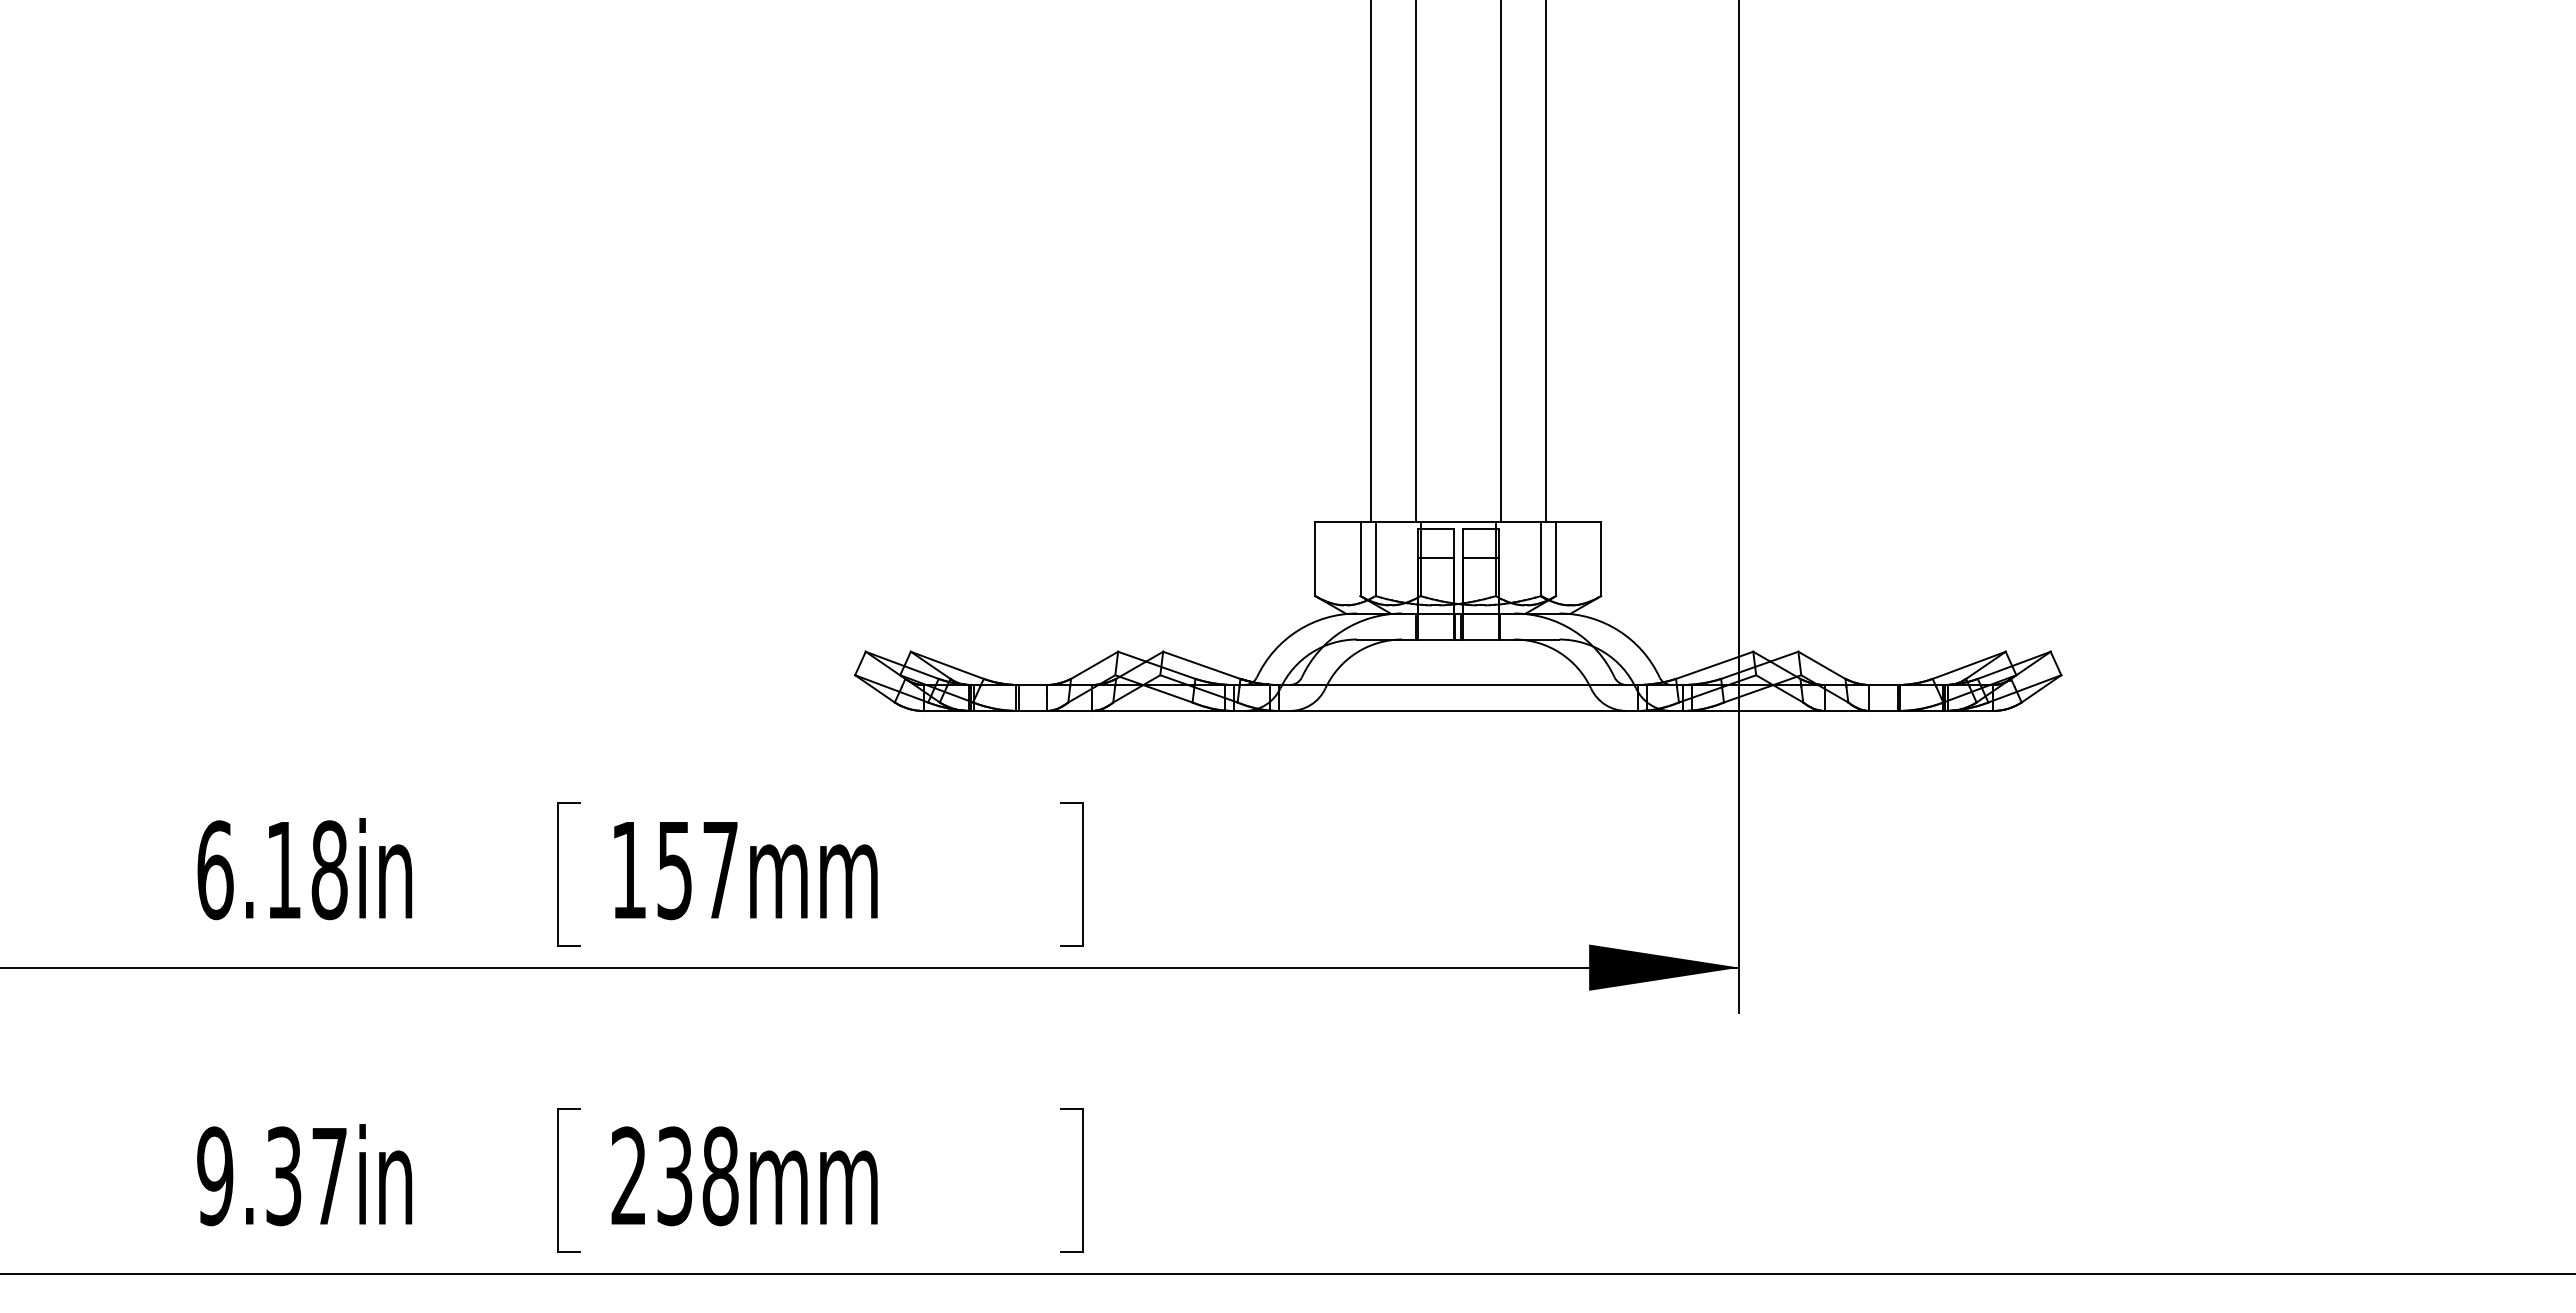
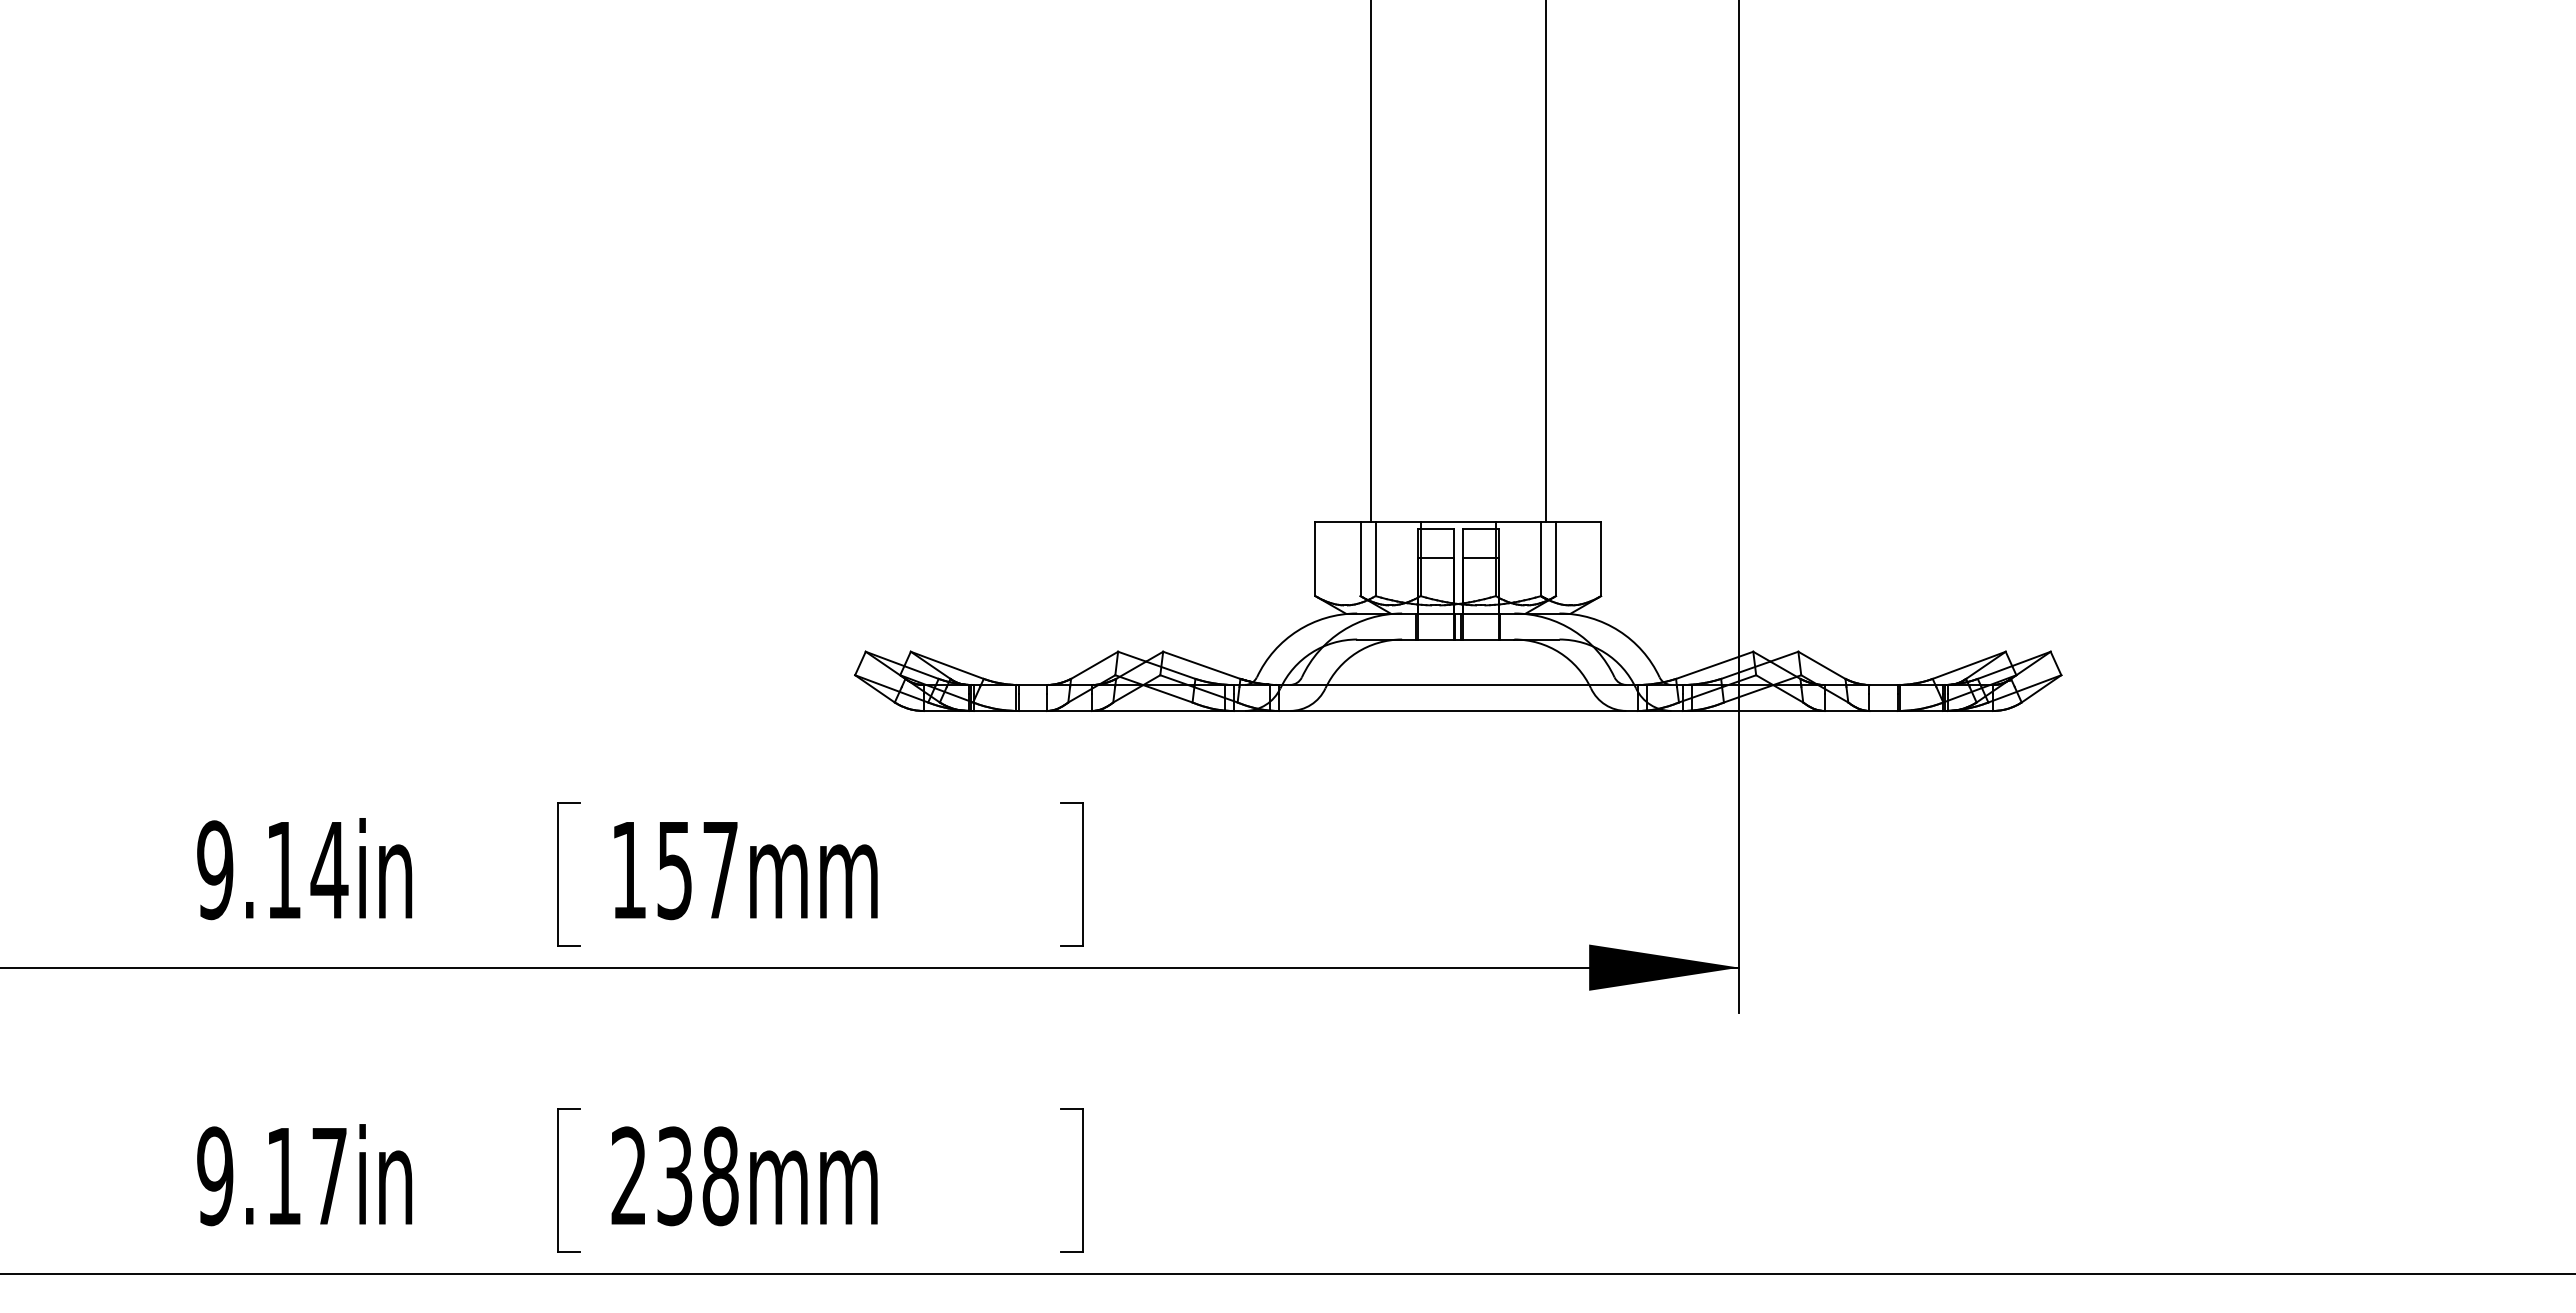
line: present -> none (1415, 262)
line: present -> none (1500, 262)
text: 6.18in -> 9.14in (272, 870)
text: 9.37in -> 9.17in (283, 1176)
